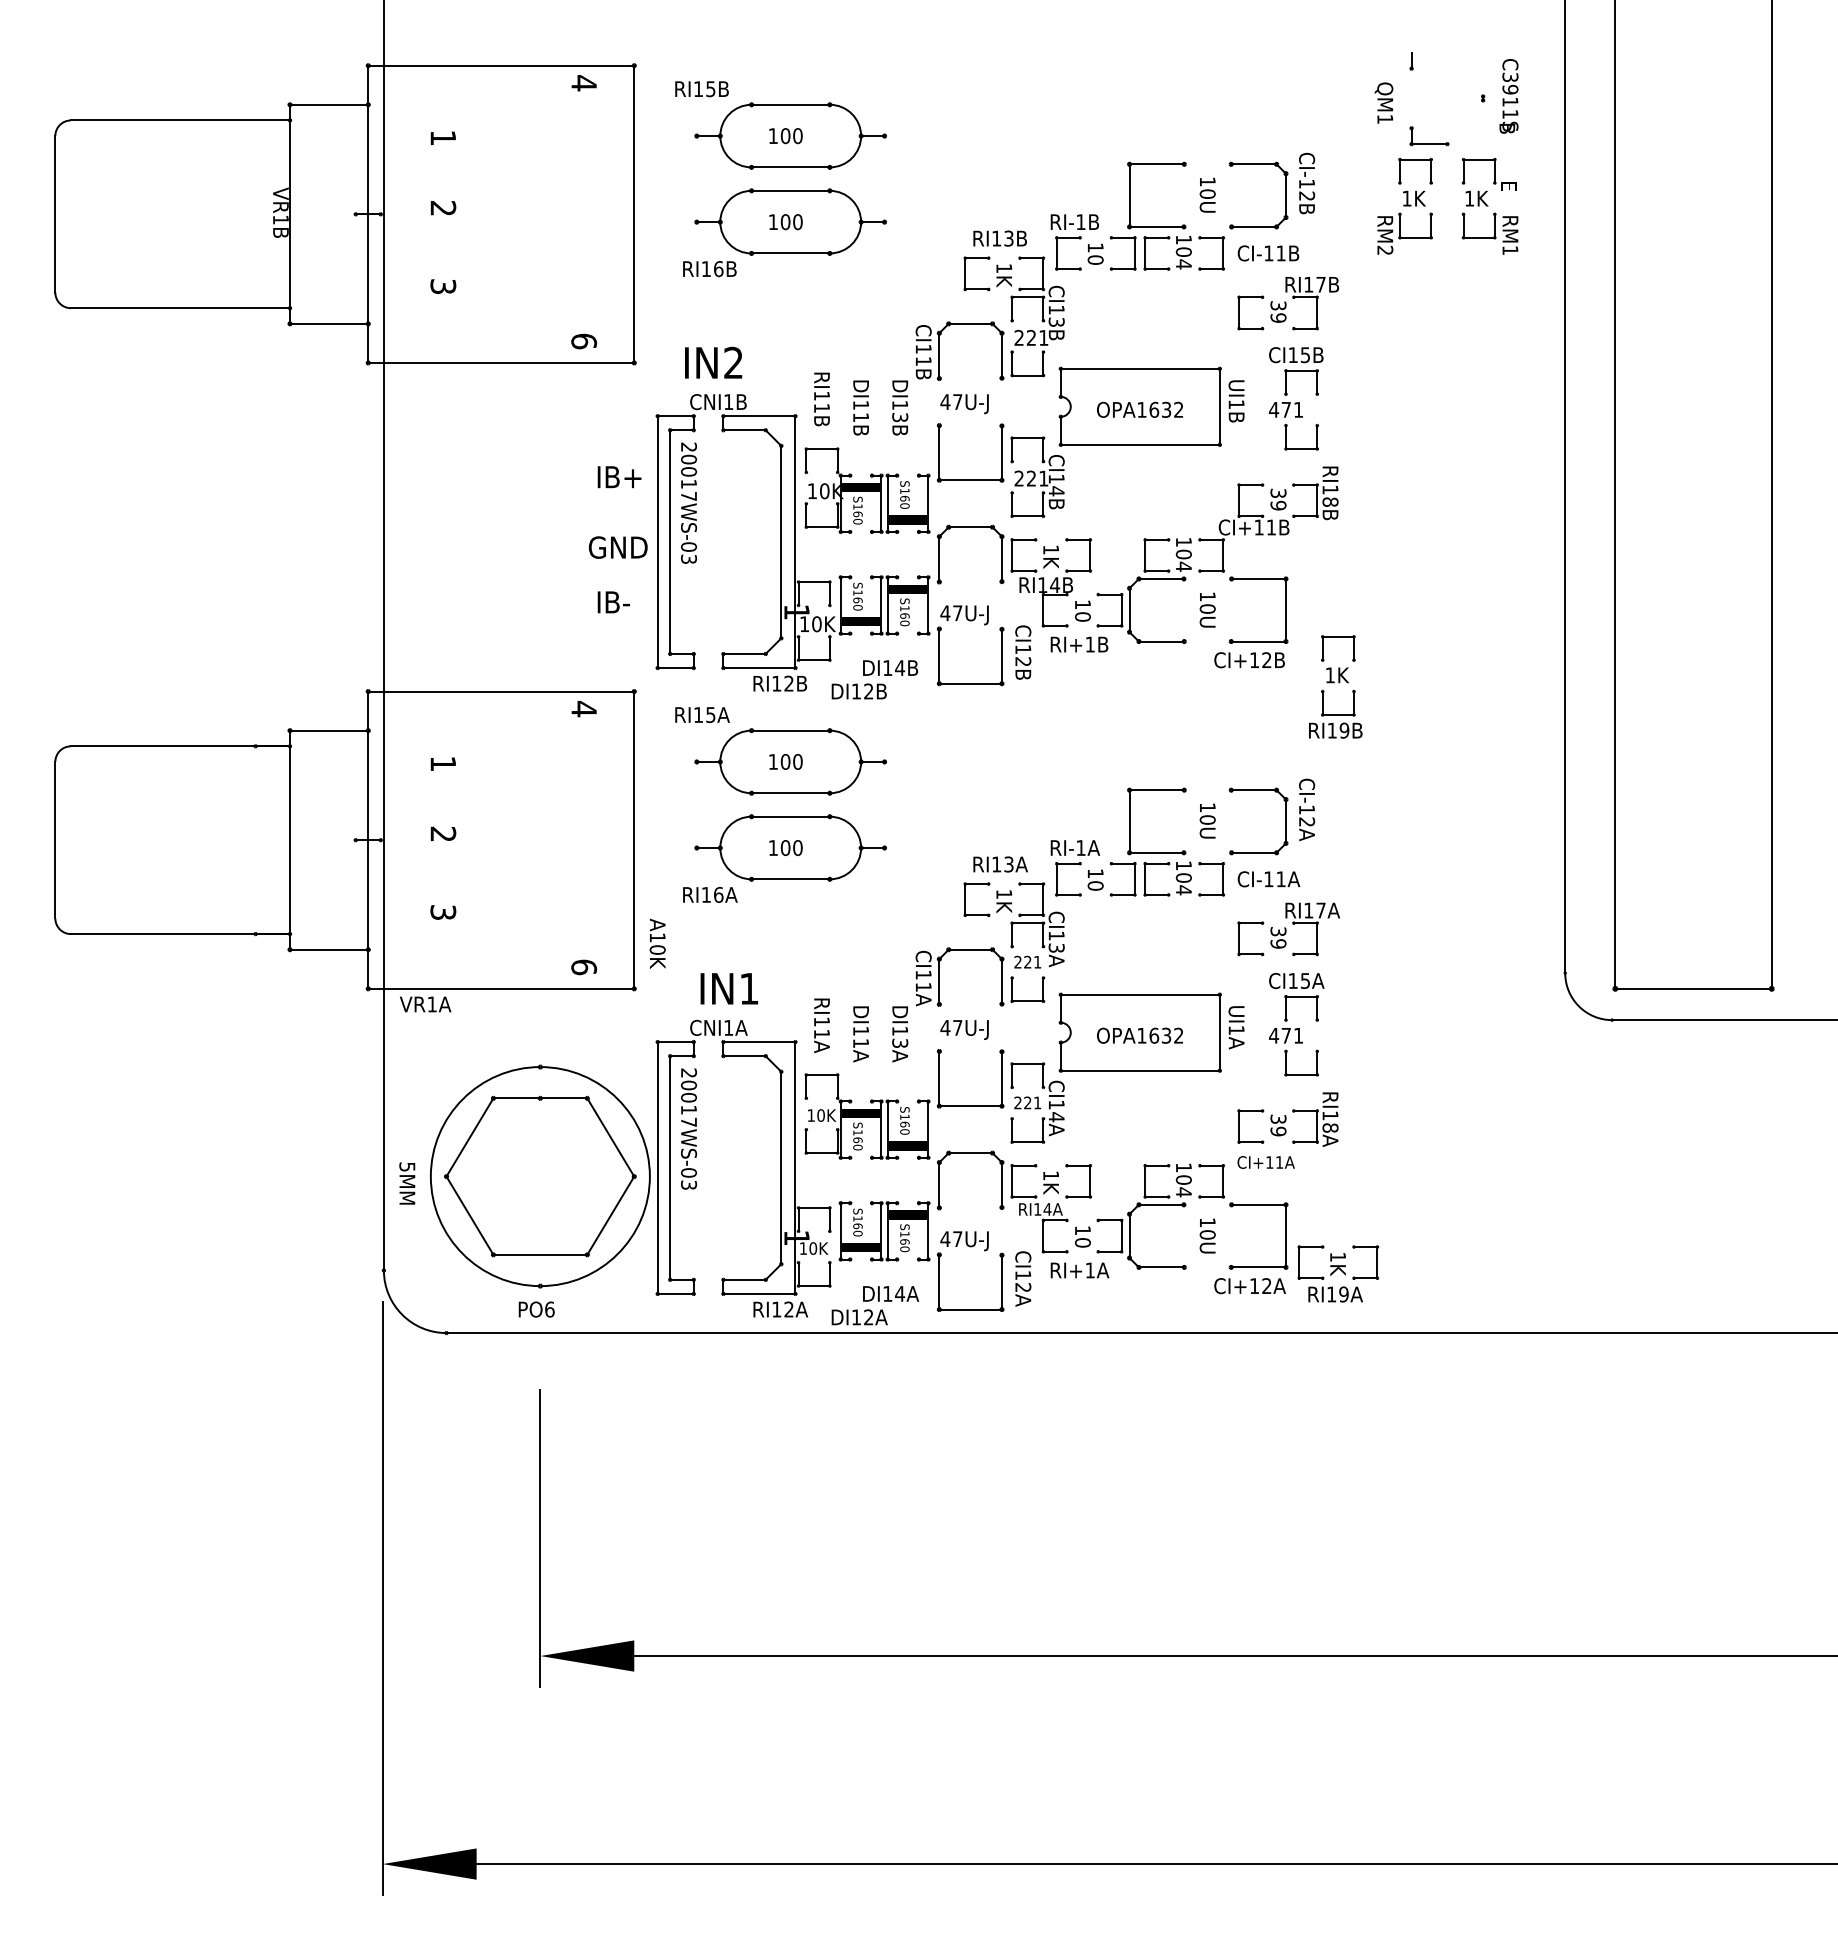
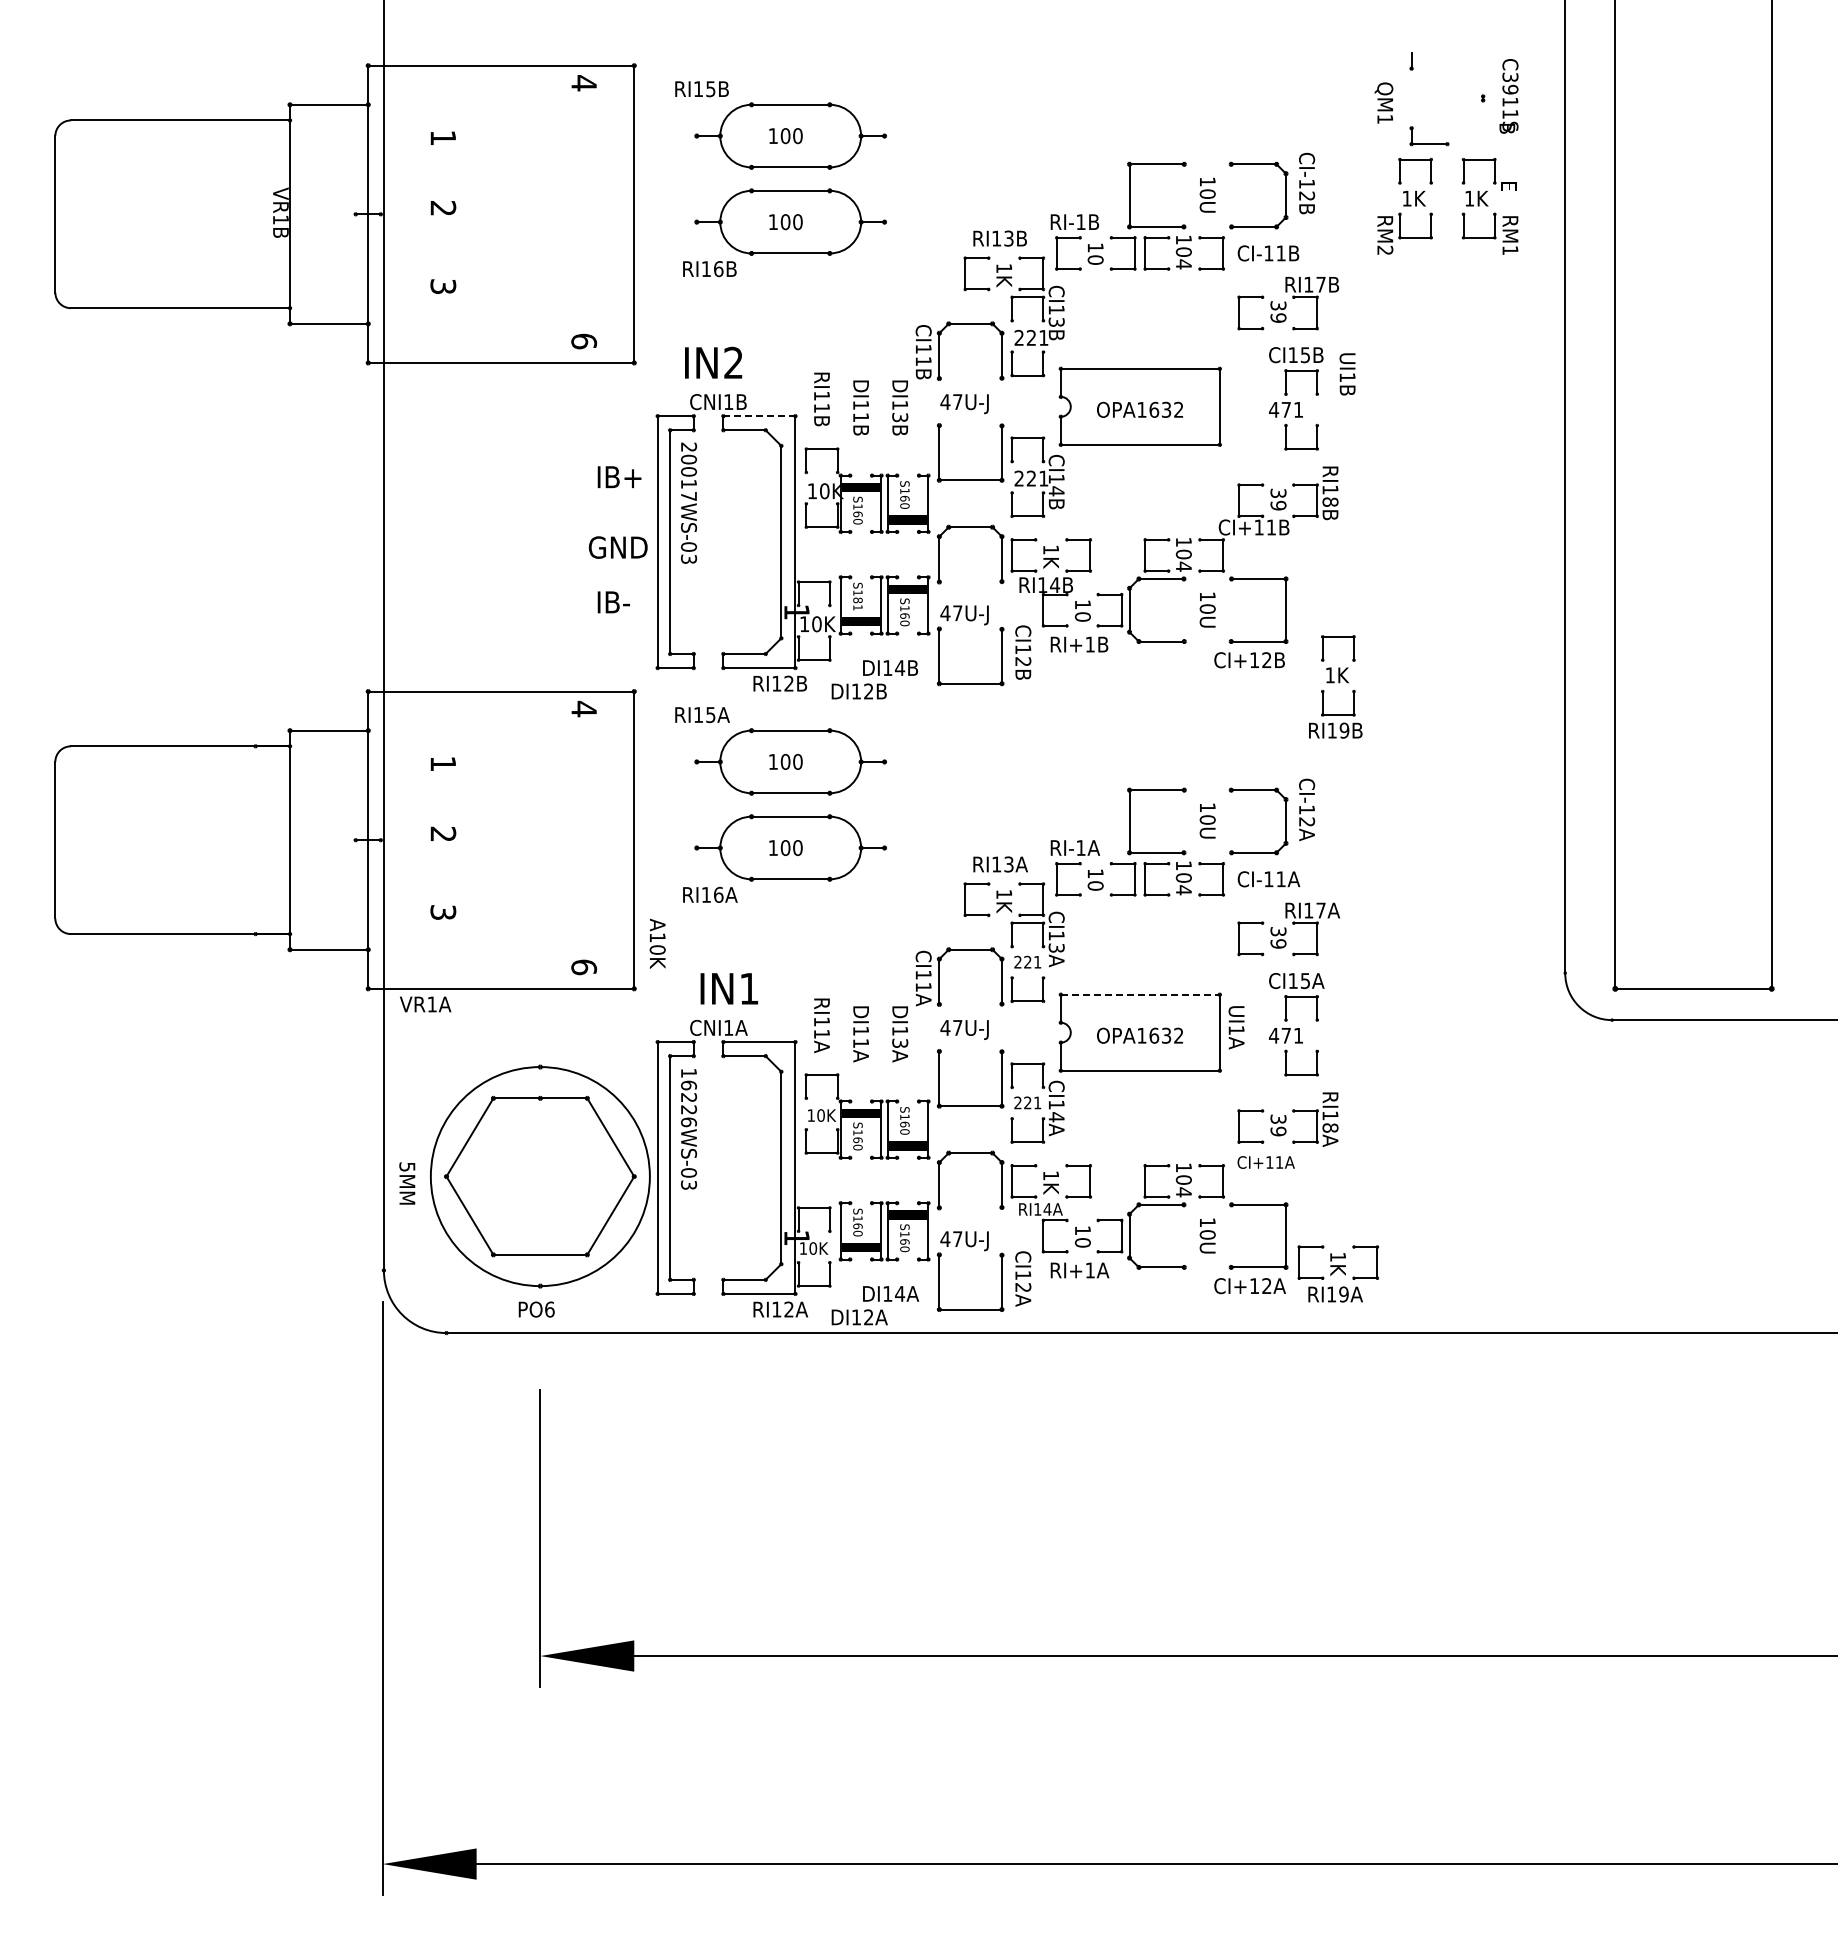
text position: (1236, 401) -> (1347, 374) (1347, 374)
line: solid -> dashed (759, 416)
text: S160 -> S181 (857, 603)
line: solid -> dashed (1140, 994)
text: 20017WS-03 -> 16226WS-03 (689, 1097)
